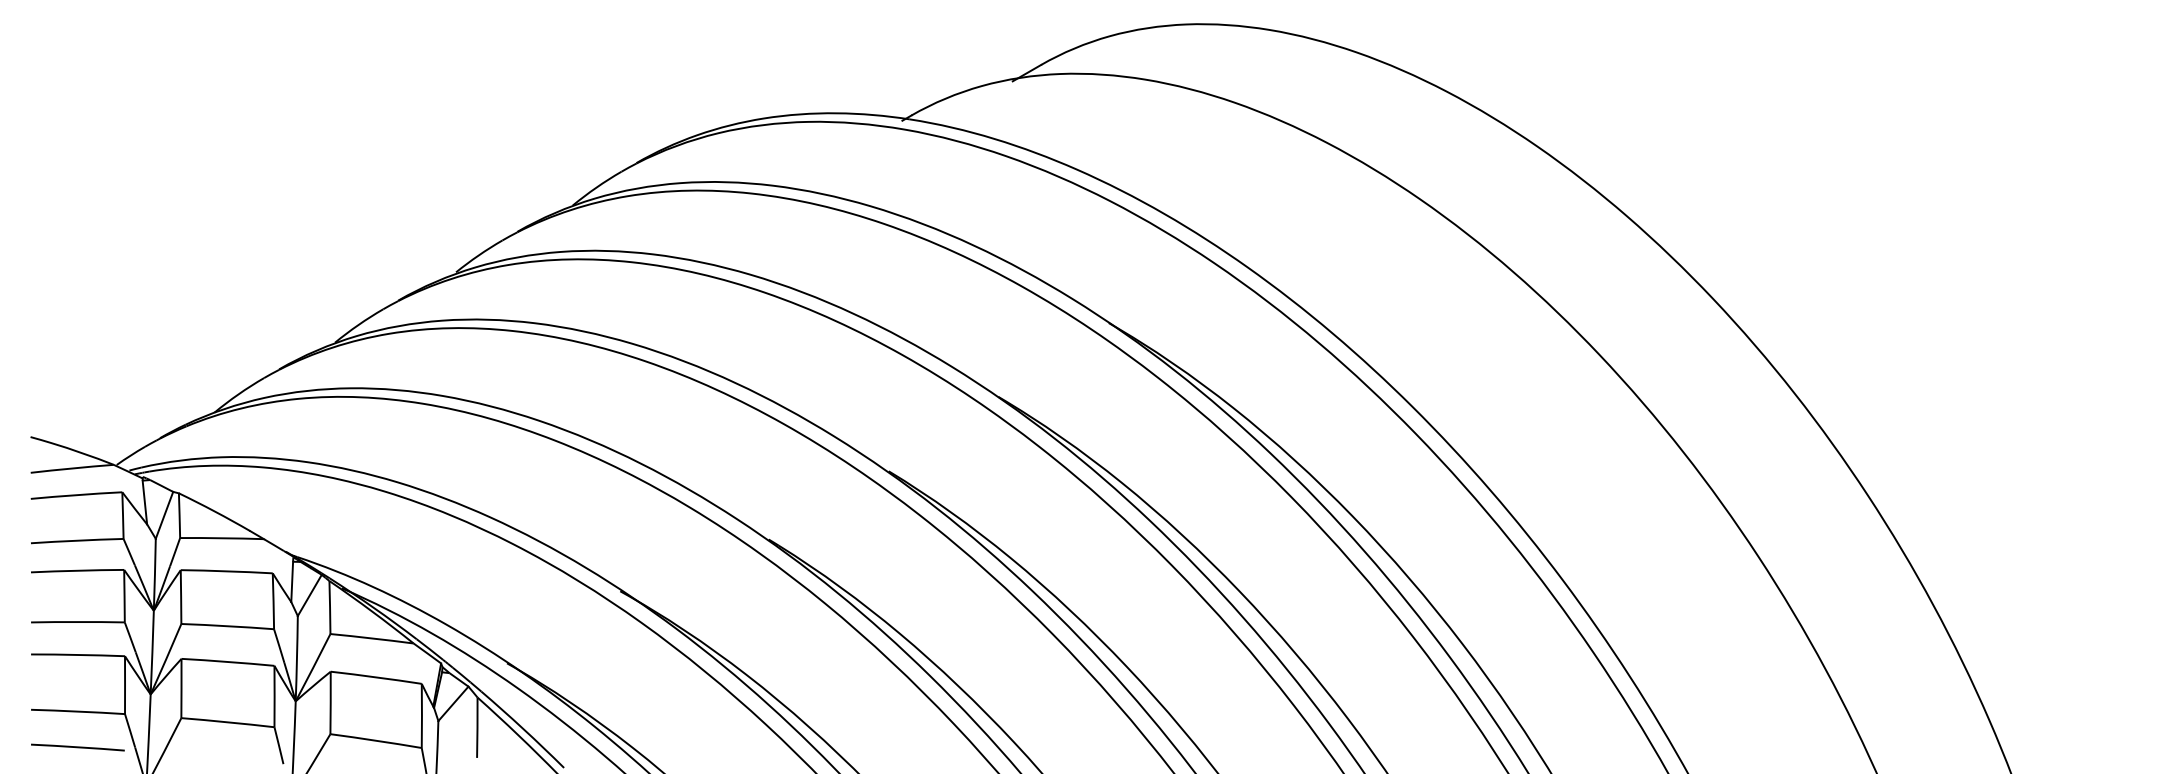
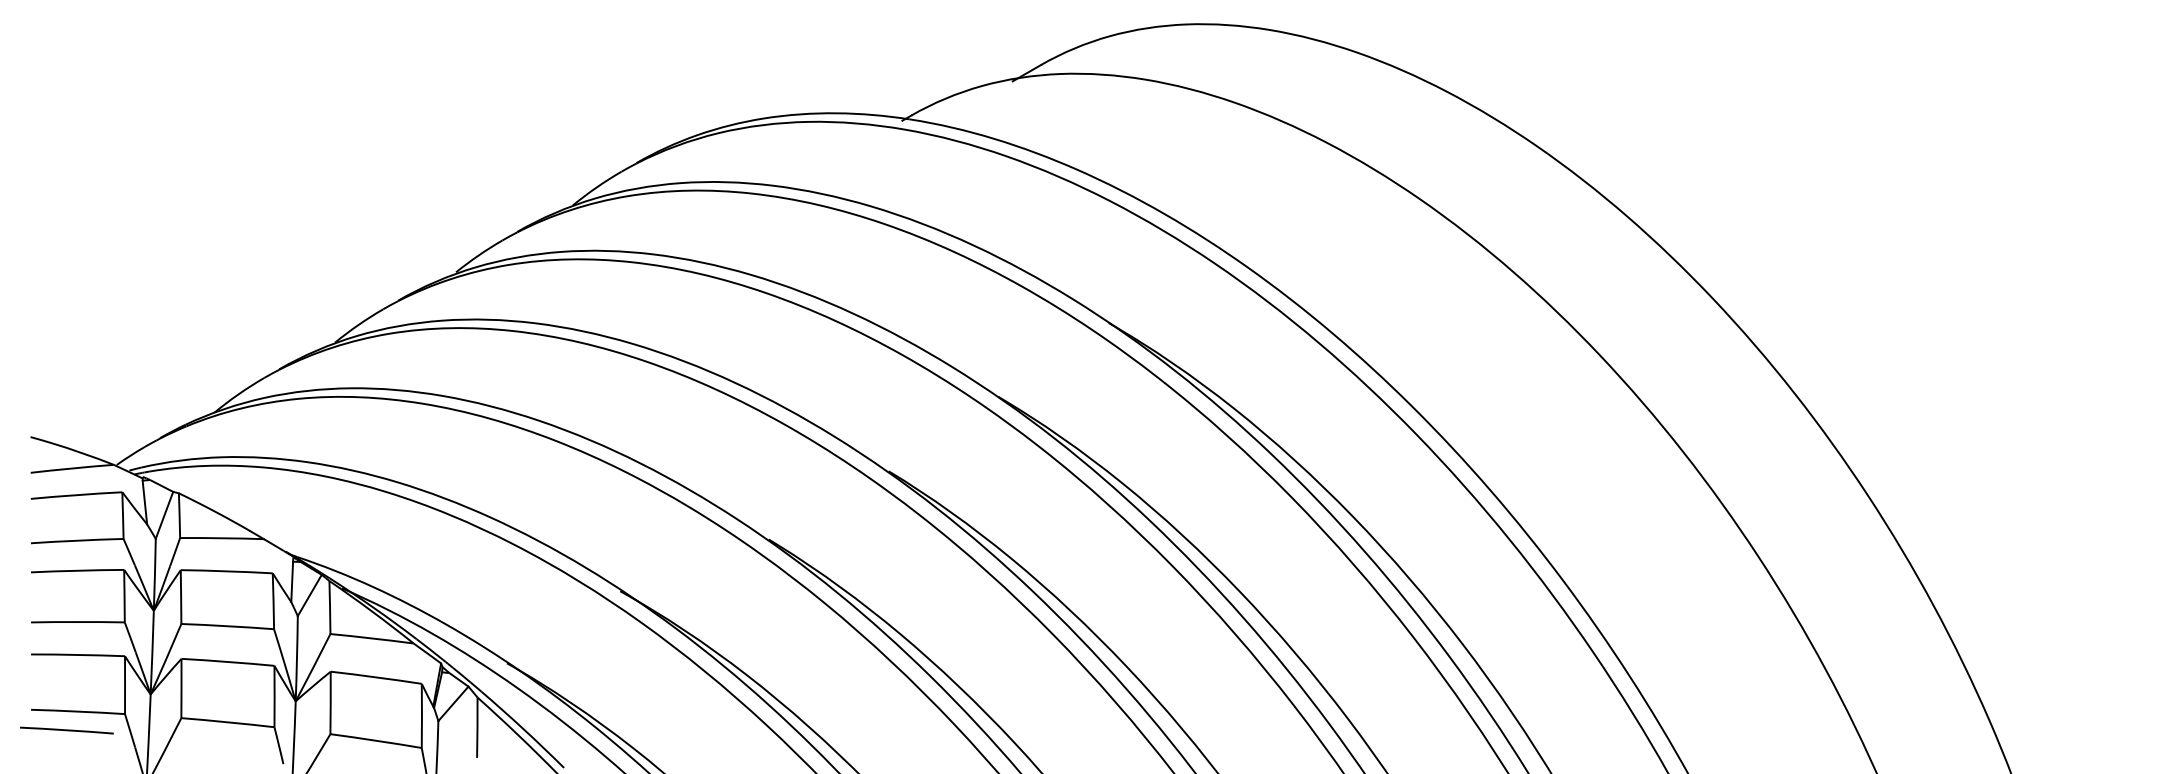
line position: (77, 747) -> (66, 730) (66, 730)
